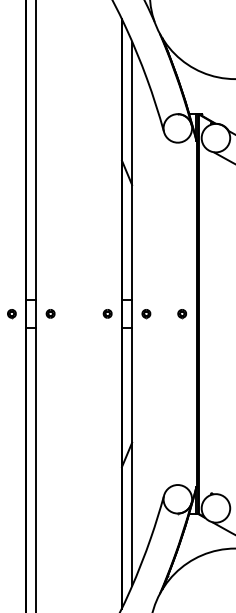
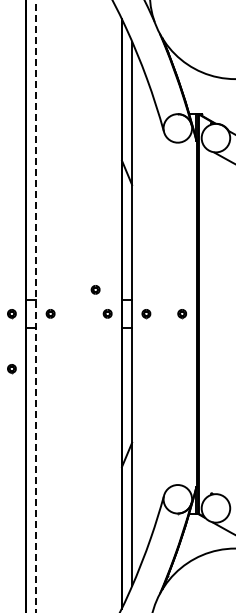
part: none -> present (95, 289)
line: solid -> dashed (36, 306)
part: none -> present (11, 369)
